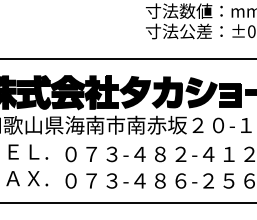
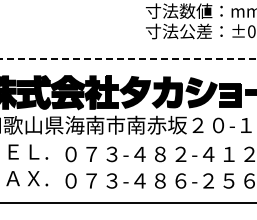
line: solid -> dashed (128, 59)
